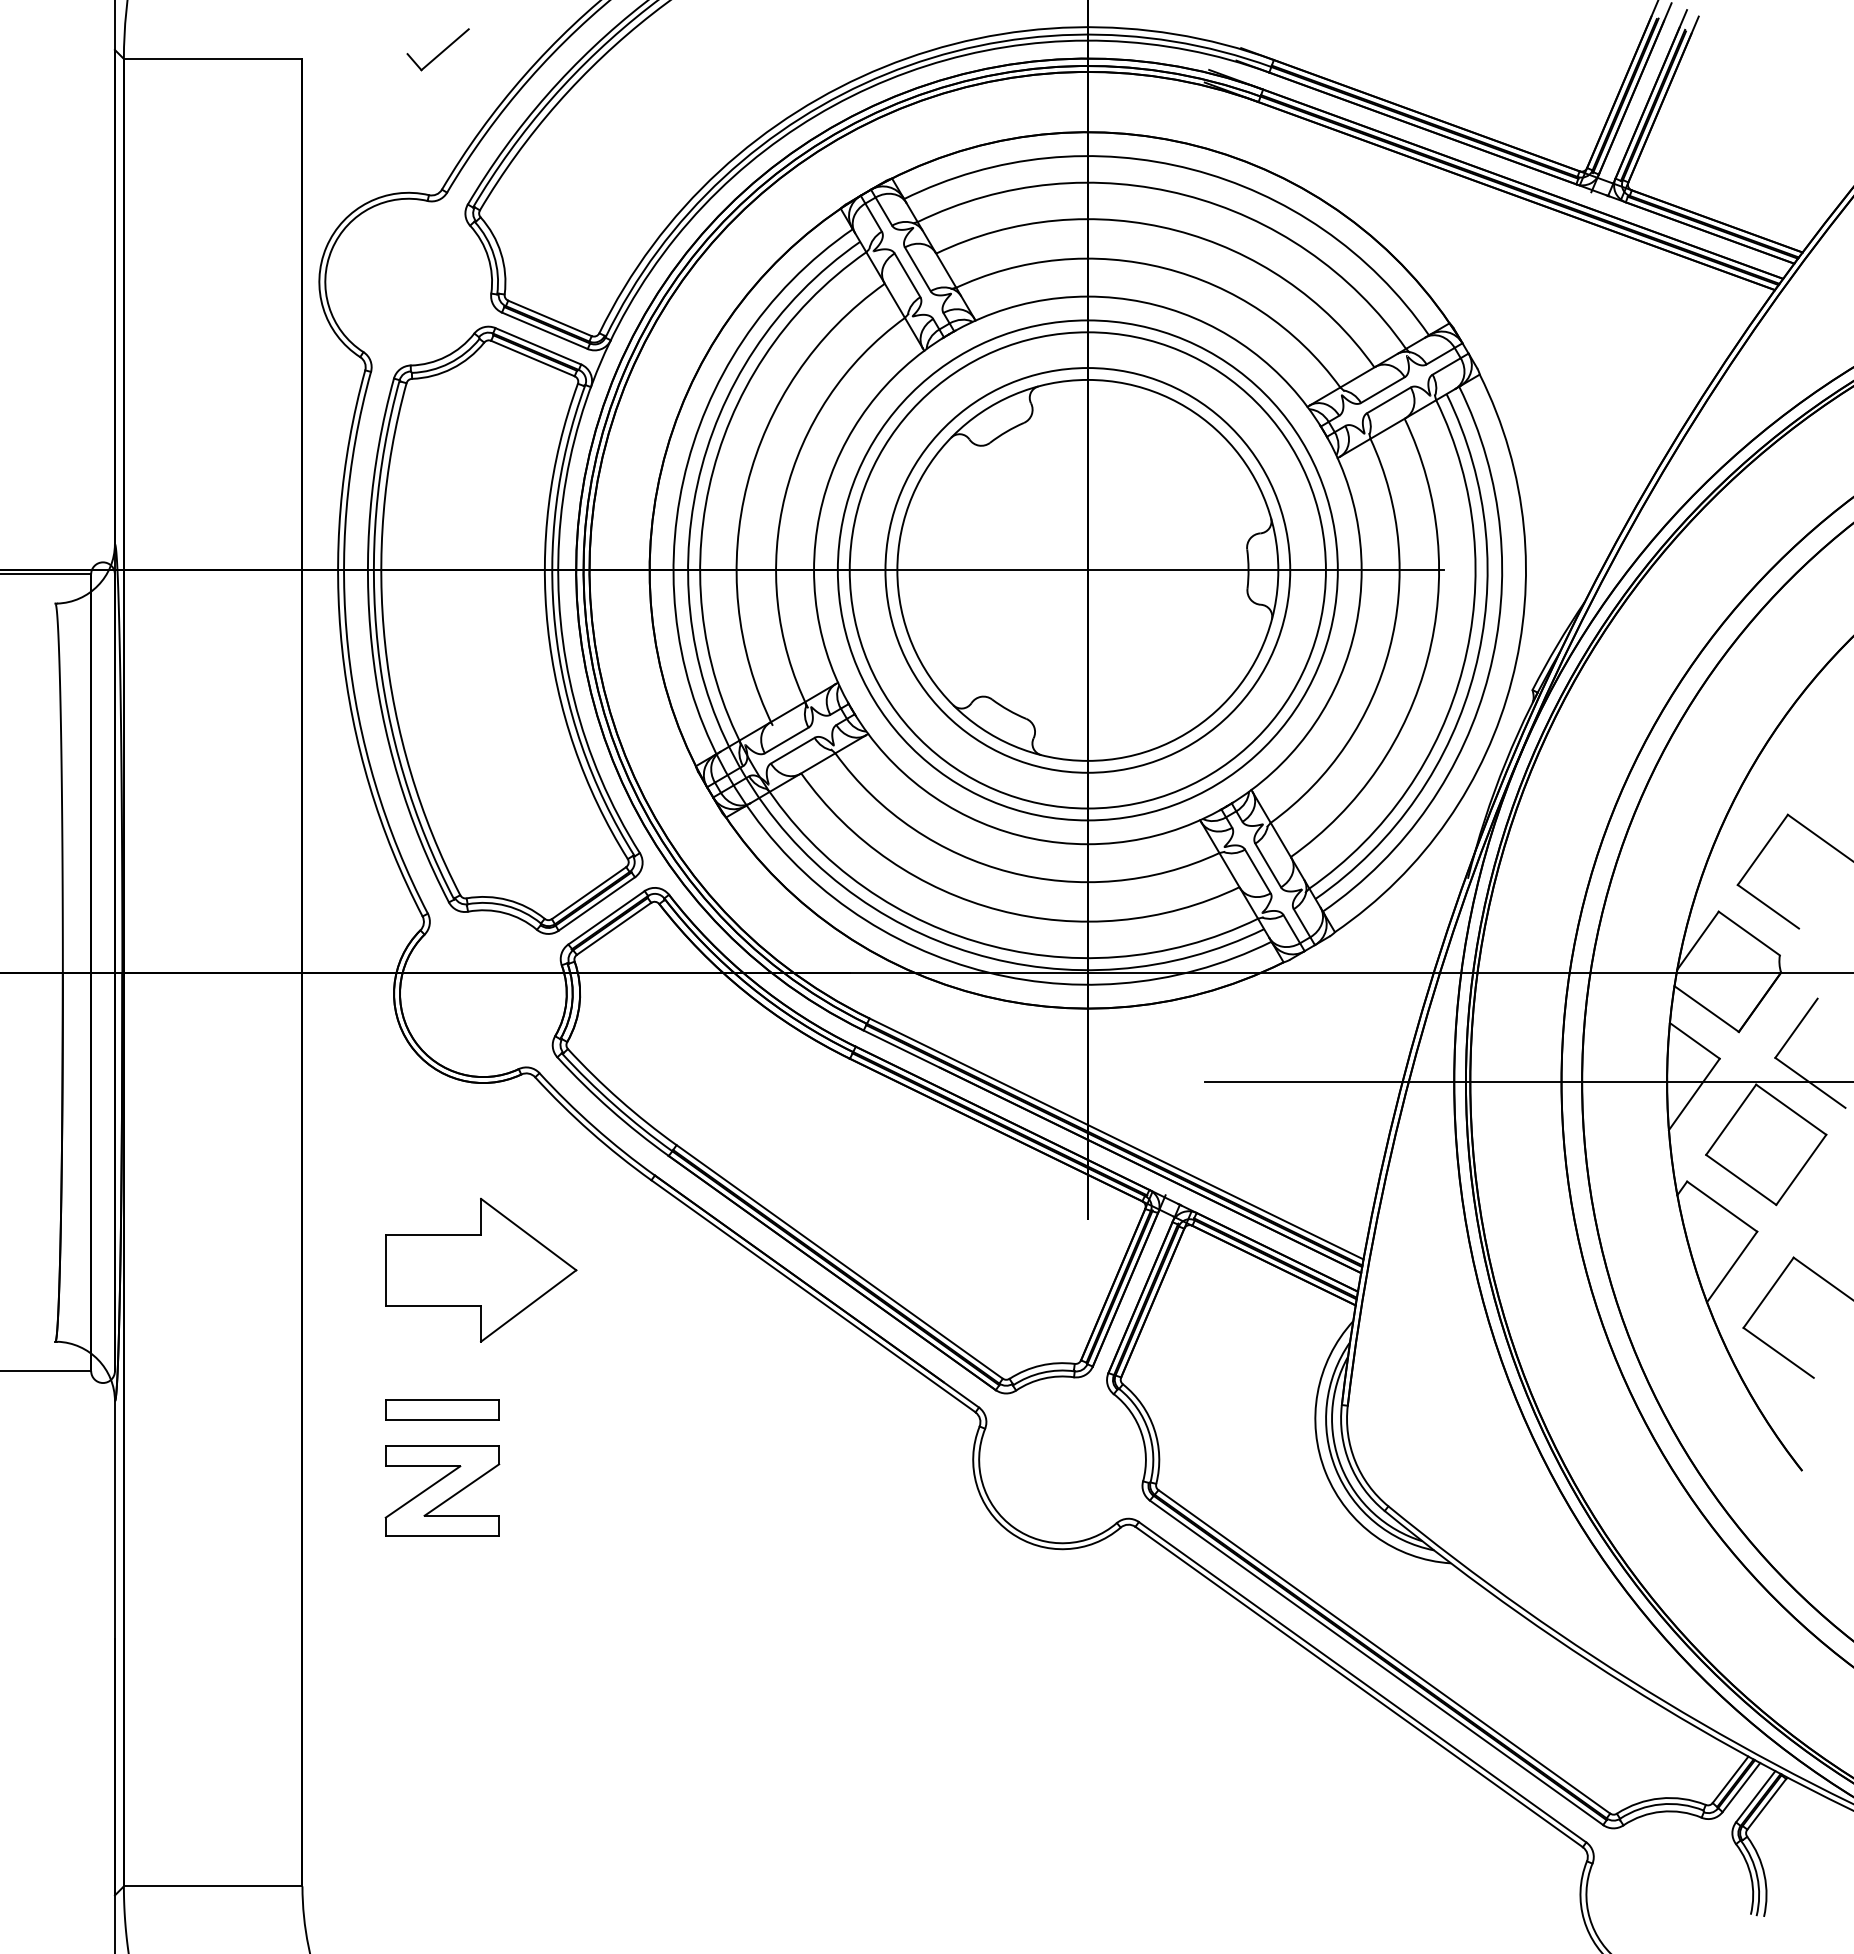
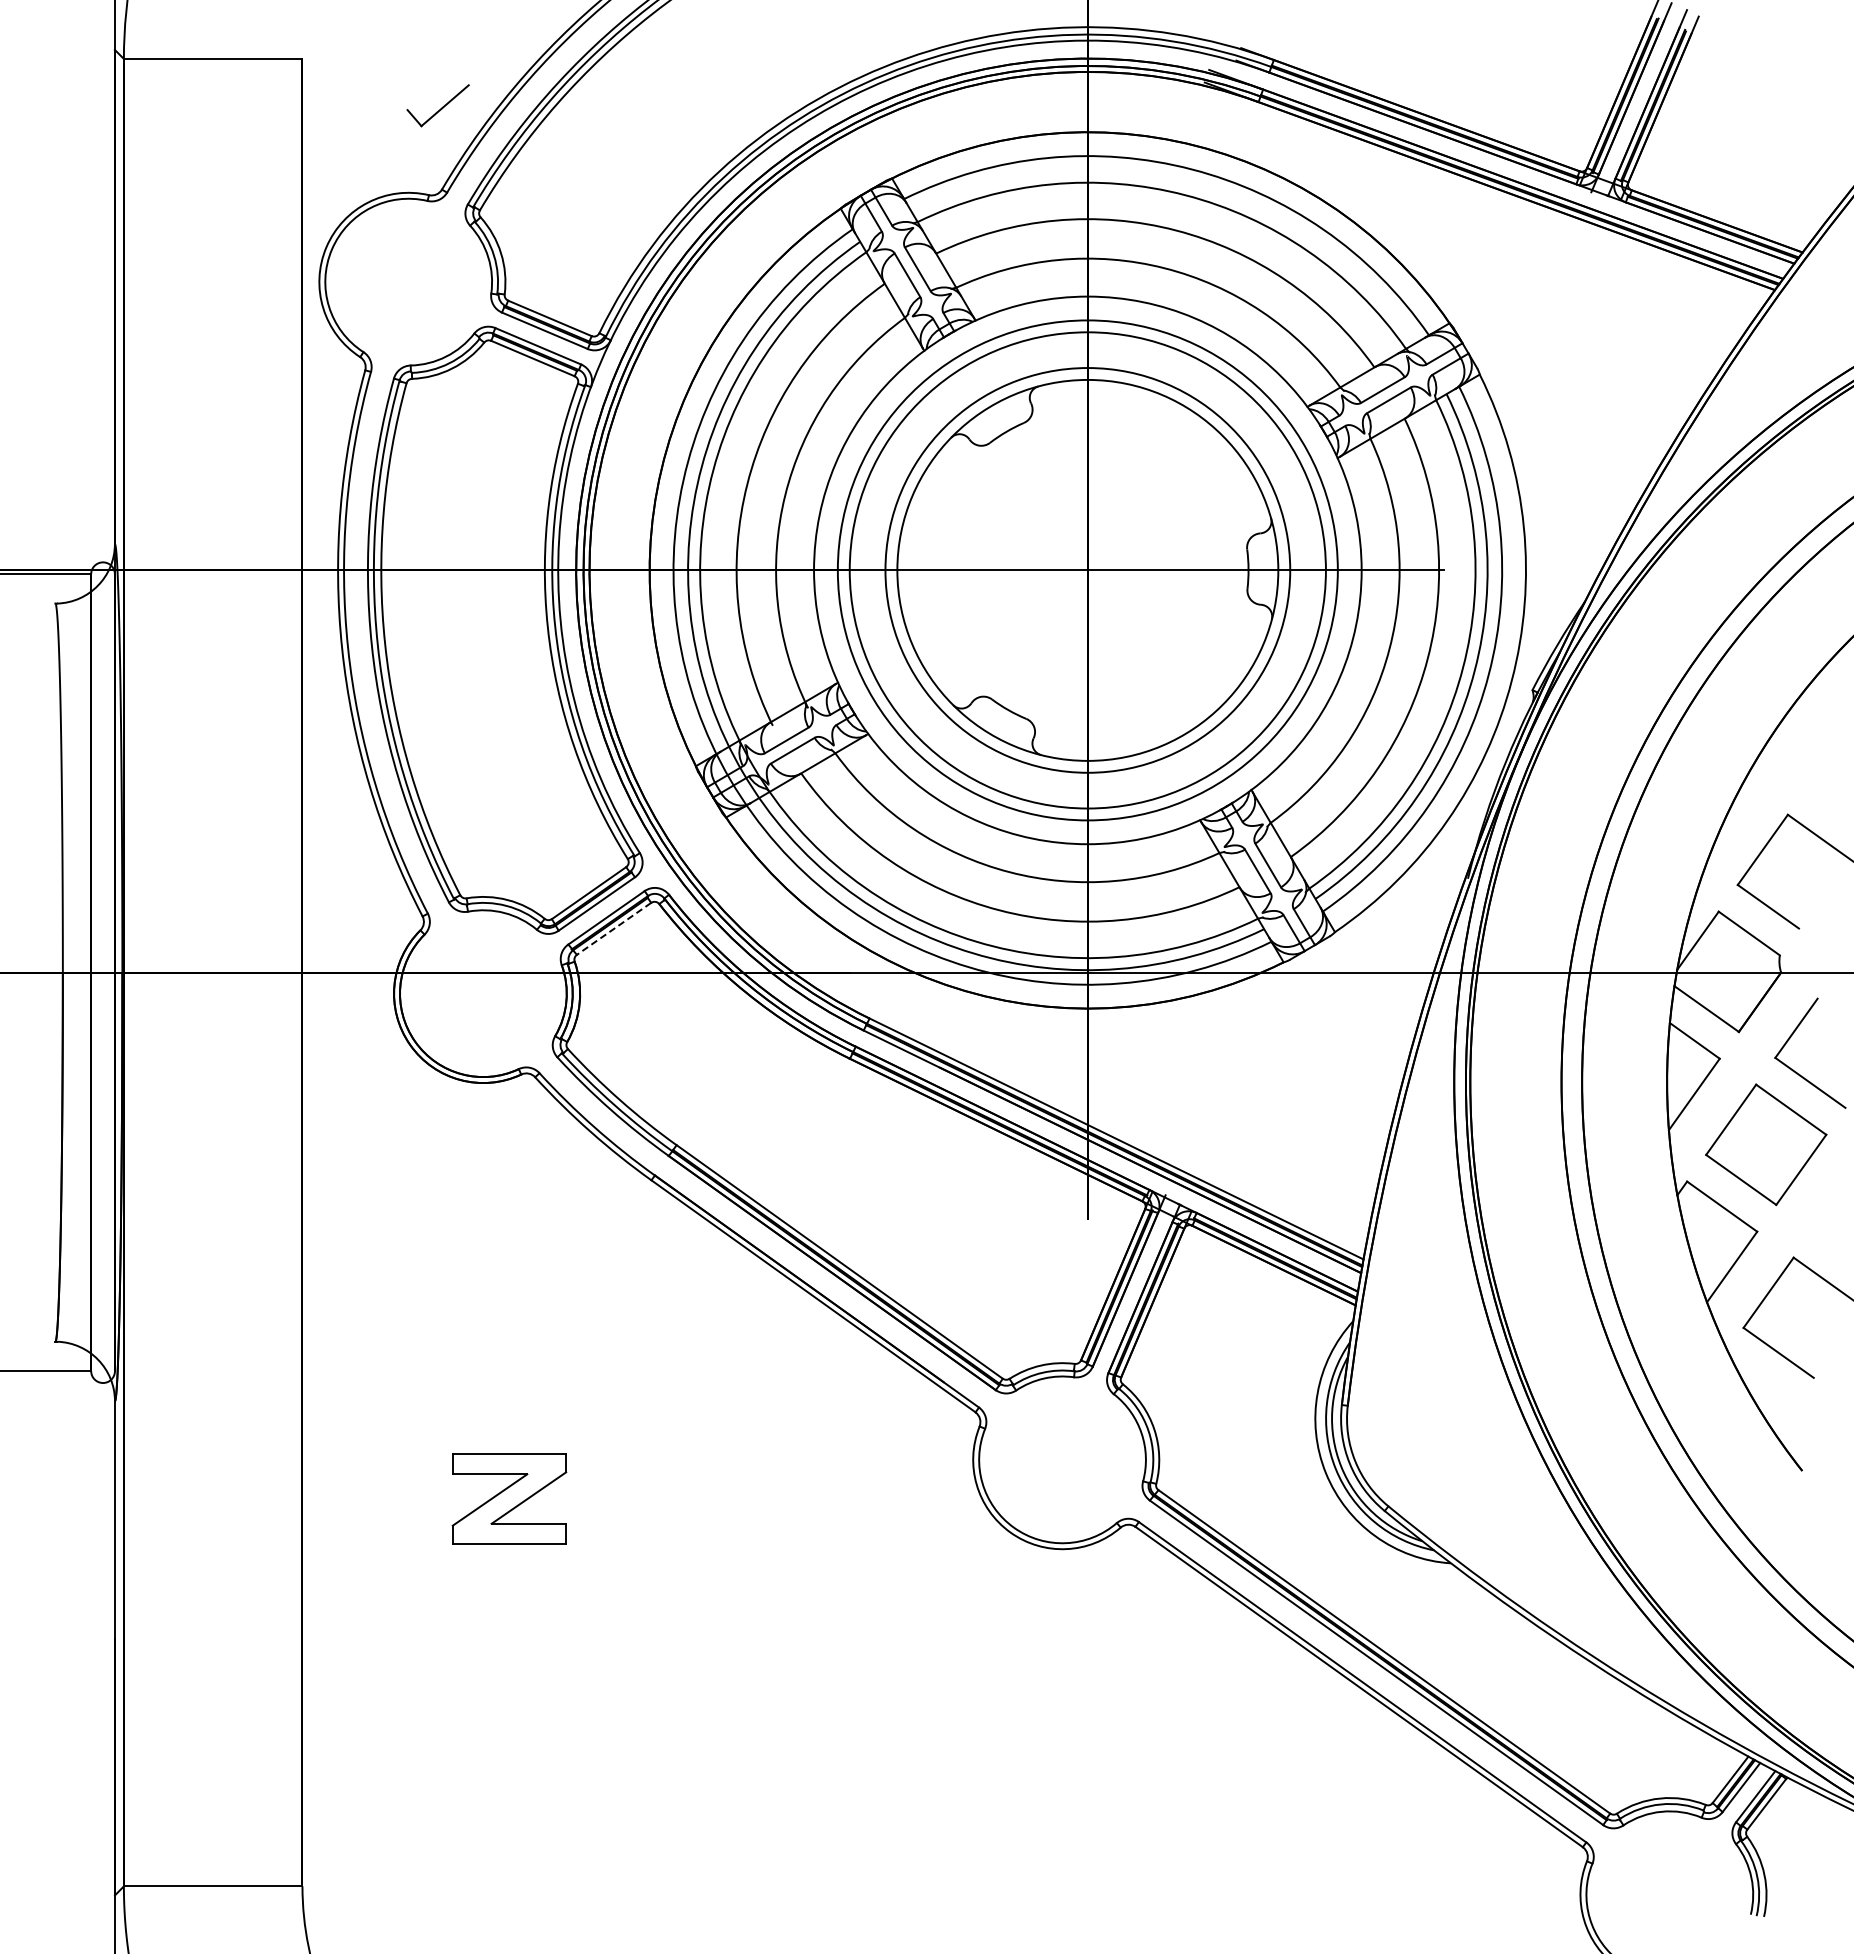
part position: (437, 49) -> (437, 105) (437, 105)
line: solid -> dashed (613, 929)
line: present -> none (1527, 1082)
part: present -> none (481, 1269)
part: present -> none (442, 1409)
part position: (442, 1490) -> (509, 1498) (509, 1498)
